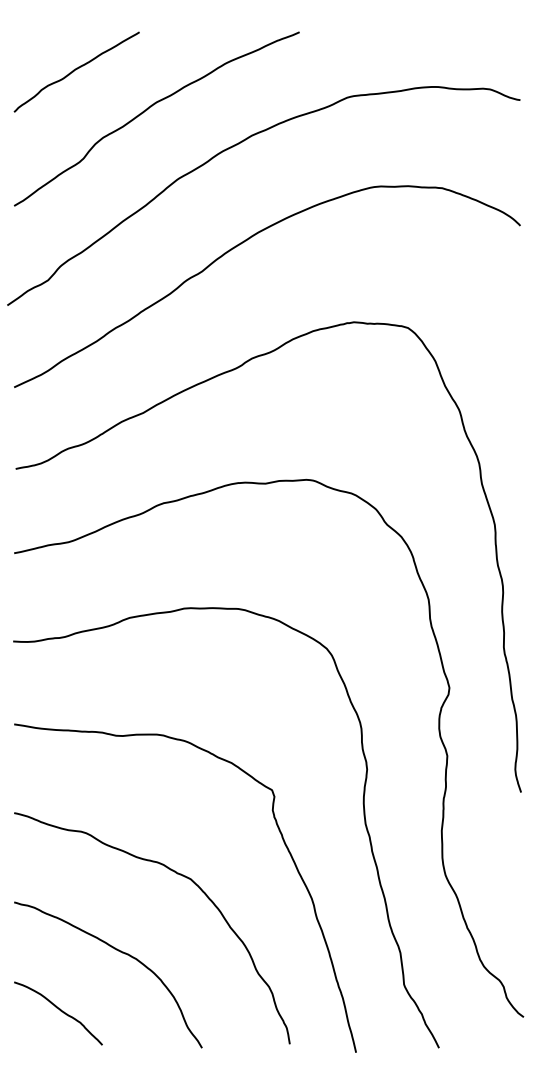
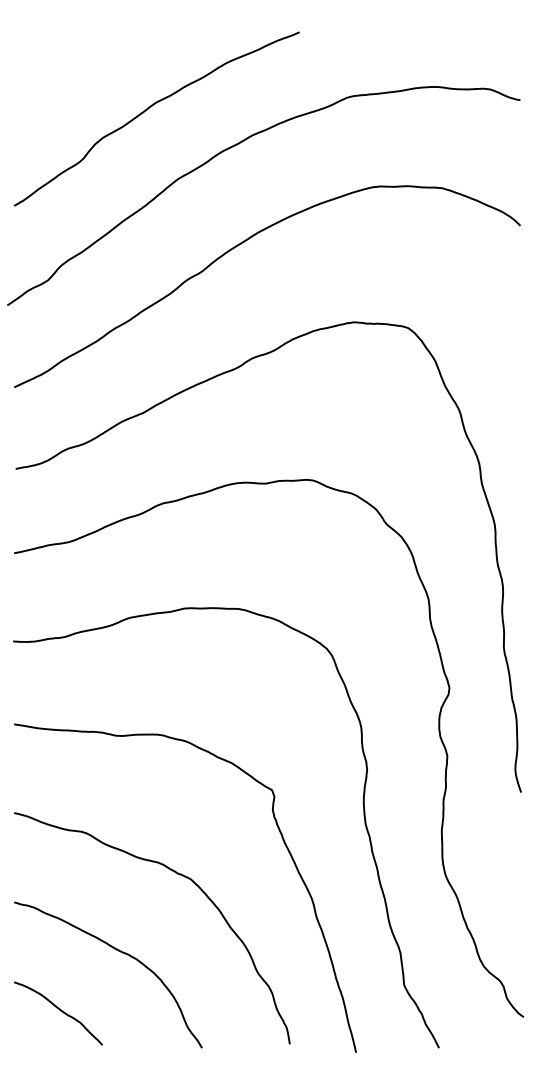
curve: present -> none (75, 70)
